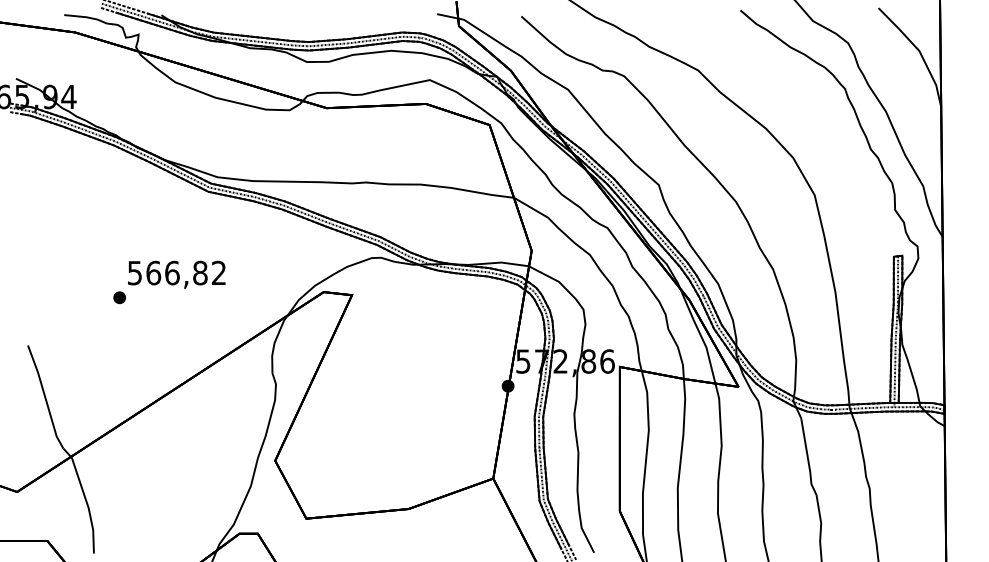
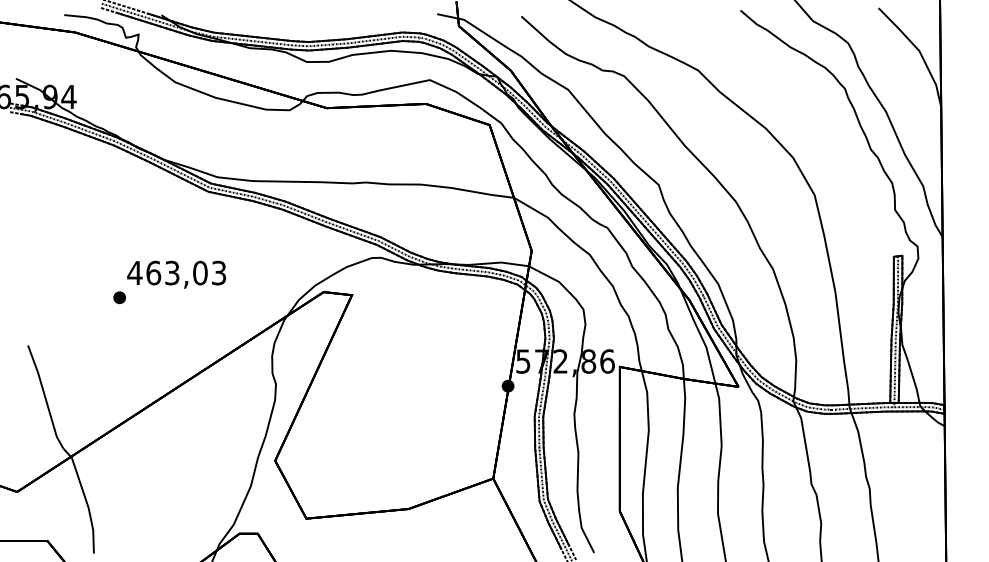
text: 566,82 -> 463,03 (176, 272)
